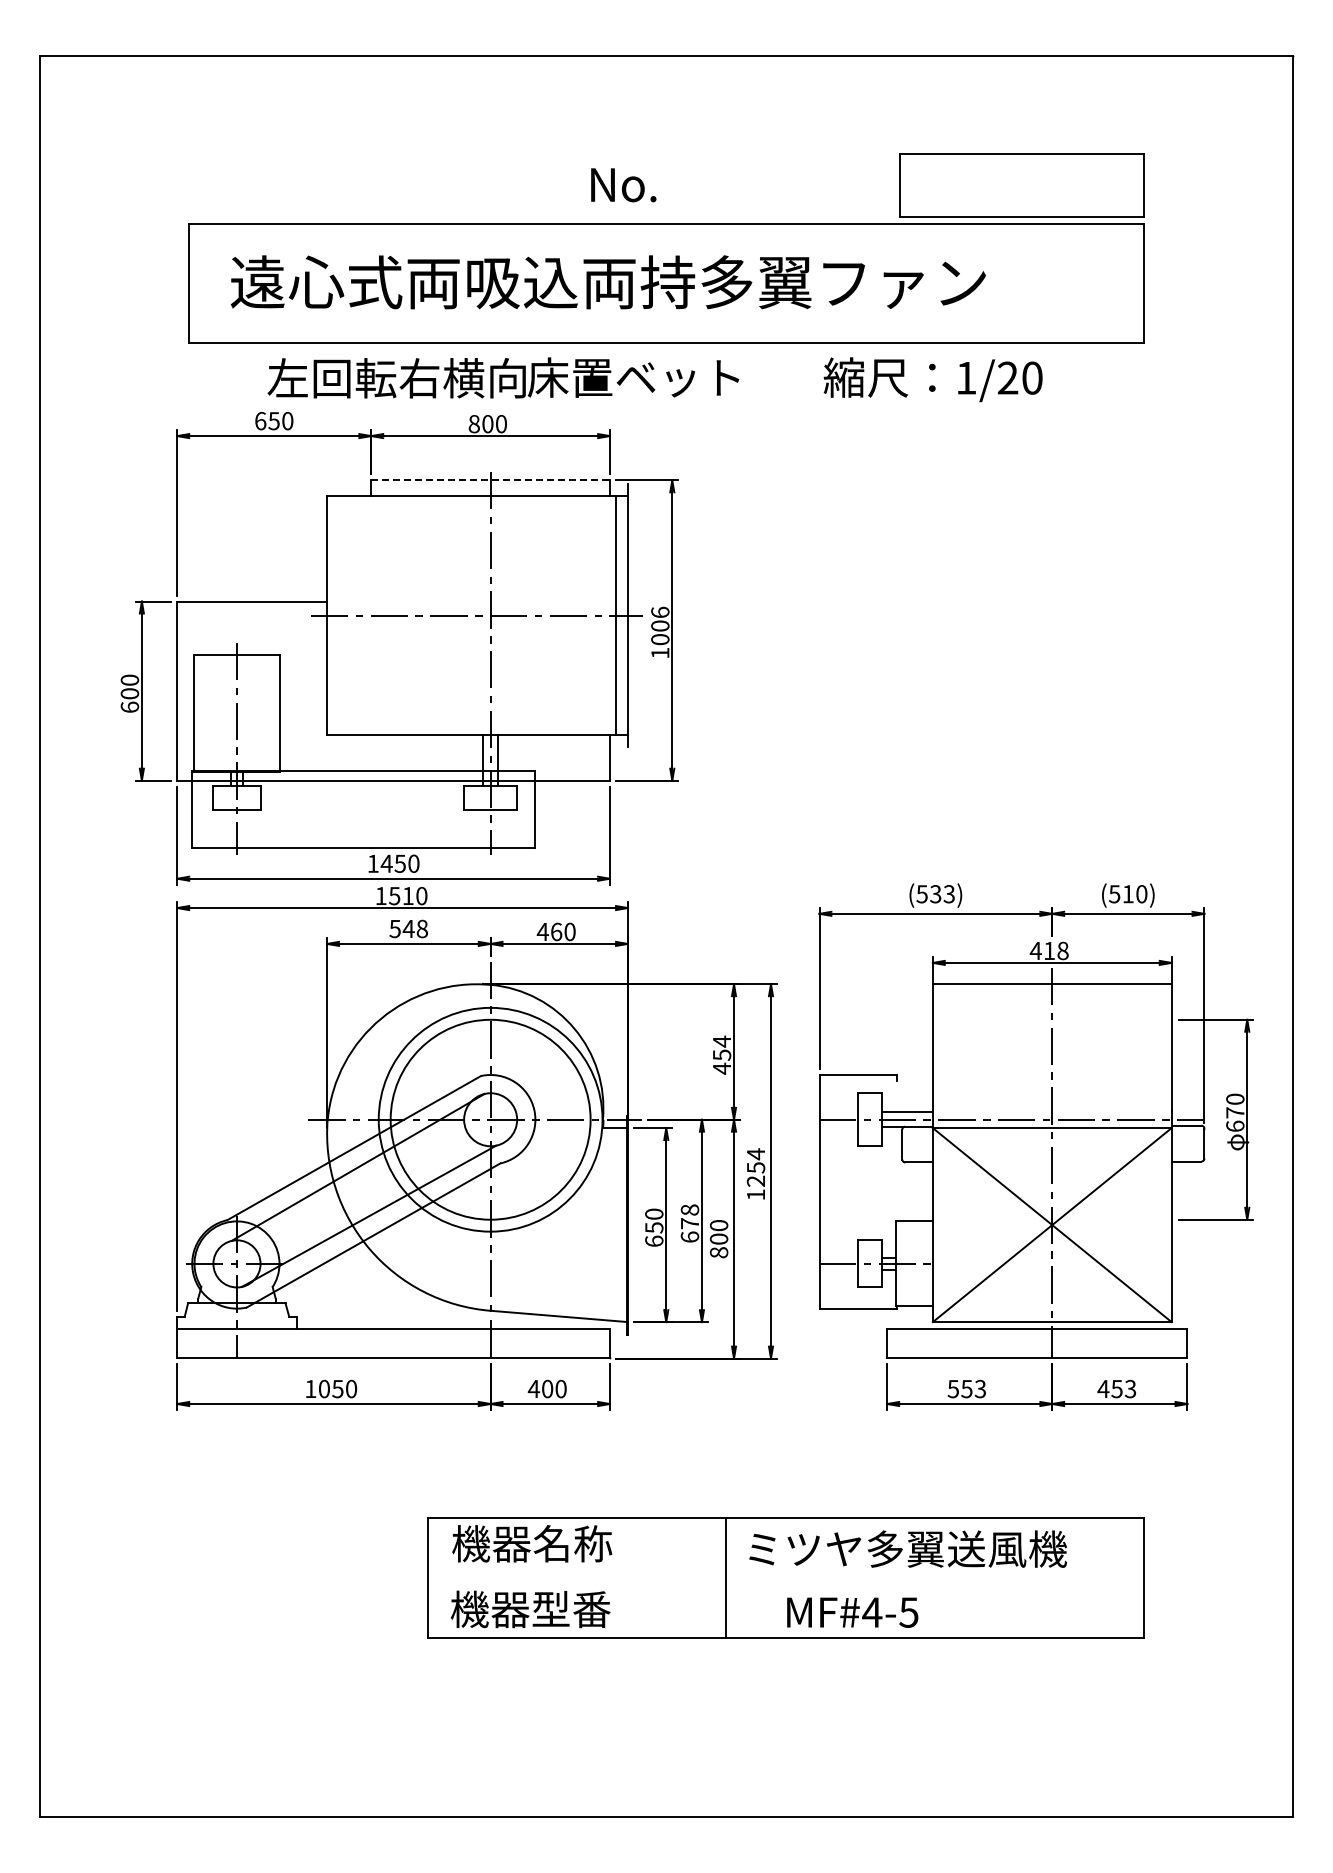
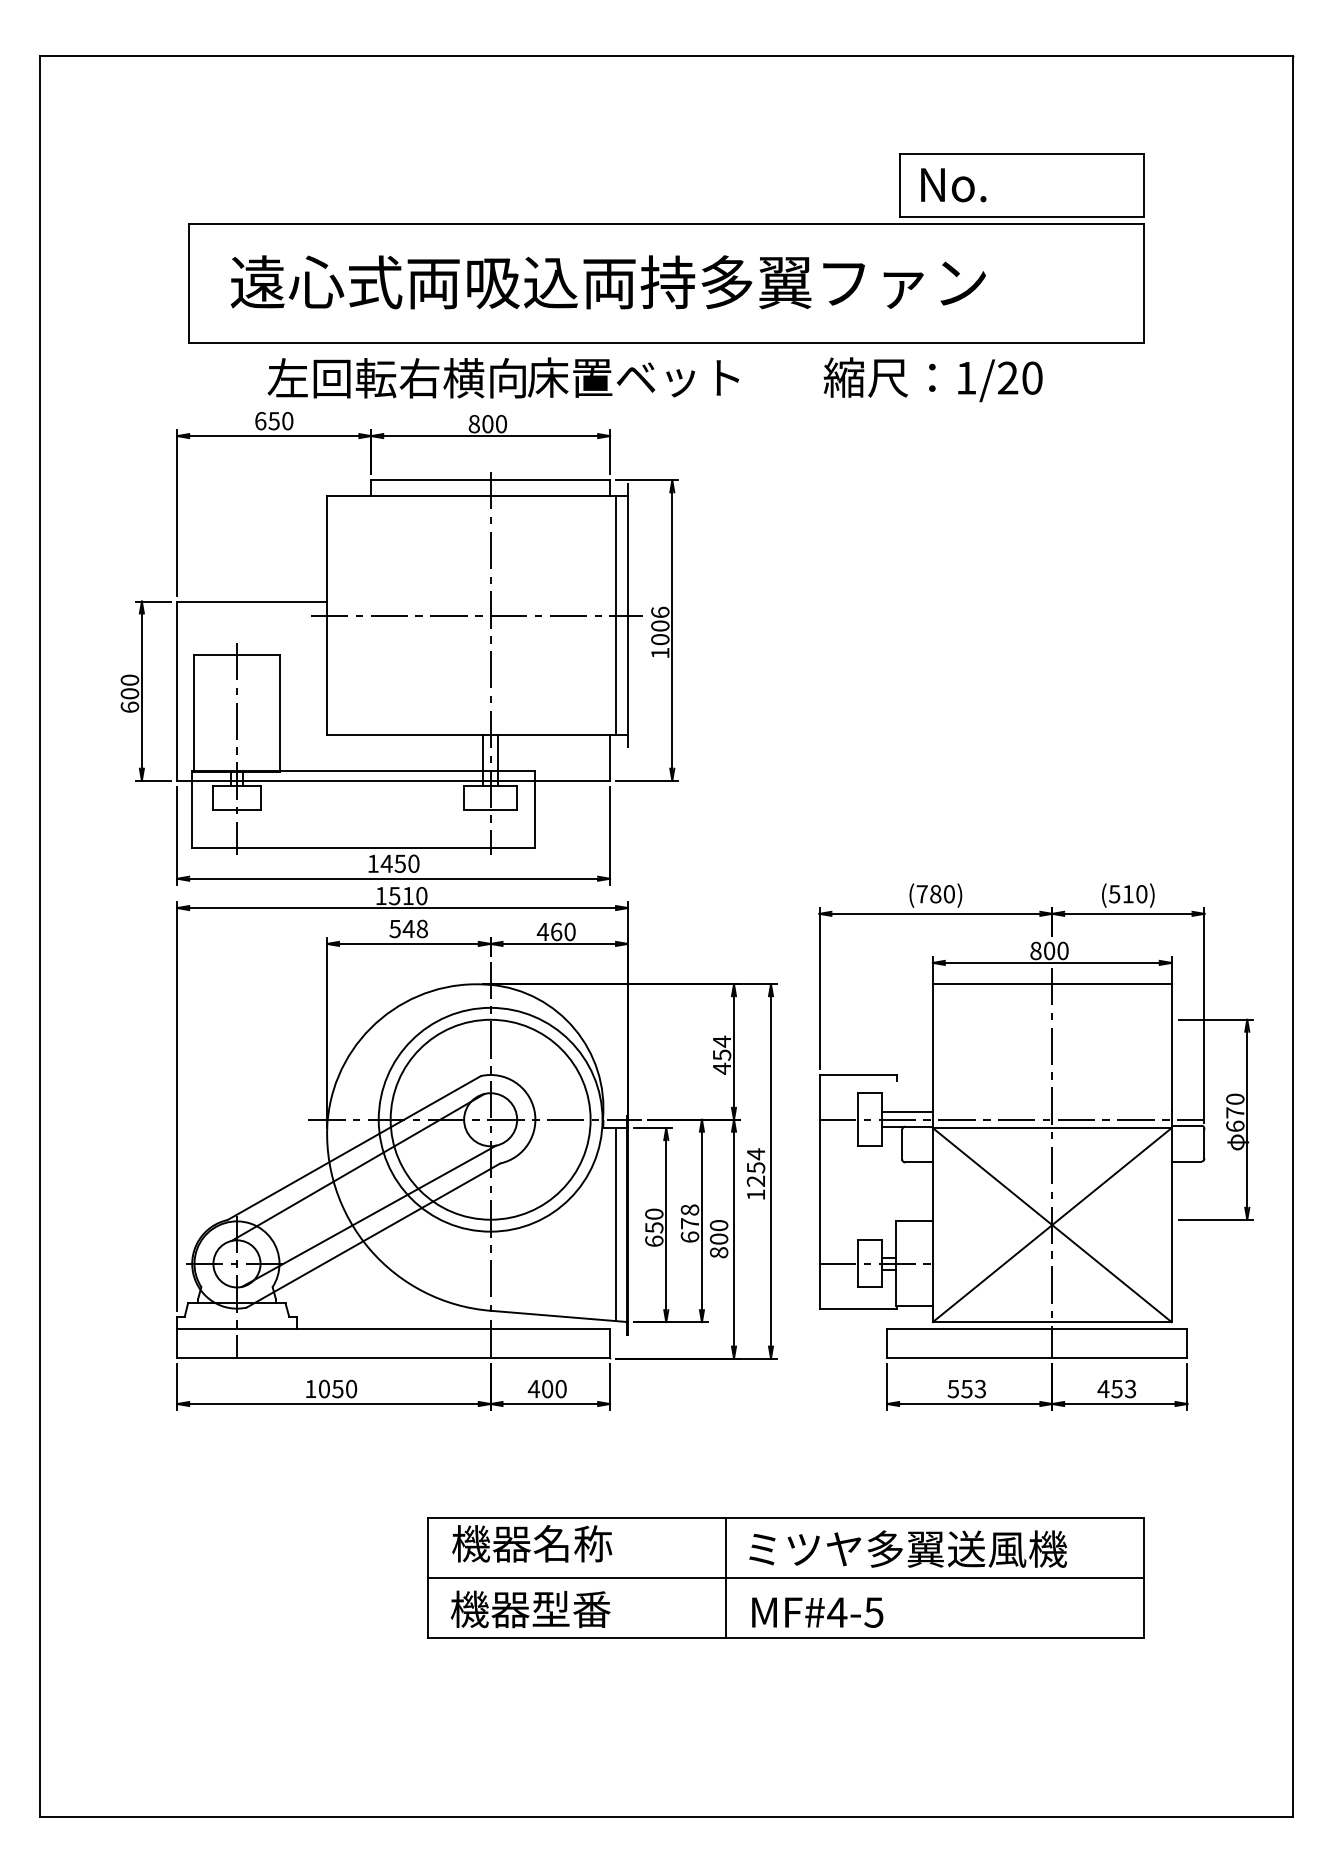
text position: (623, 185) -> (953, 185) (953, 185)
line: dashed -> solid (491, 480)
text: (533) -> (780) (935, 894)
text: 418 -> 800 (1048, 950)
line: none -> present (615, 1224)
line: none -> present (785, 1578)
text position: (852, 1612) -> (817, 1612) (817, 1612)
